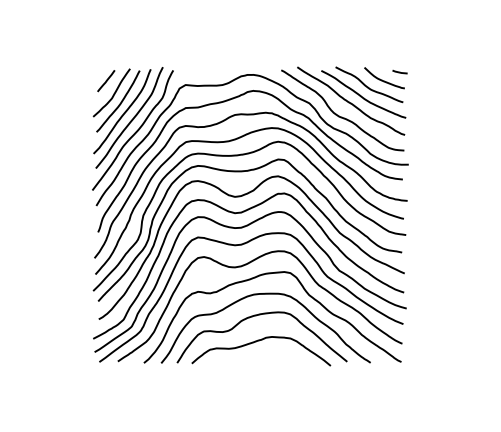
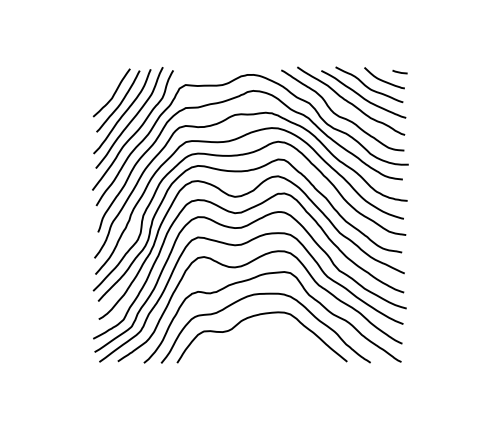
line: present -> none (106, 81)
curve: present -> none (259, 341)
